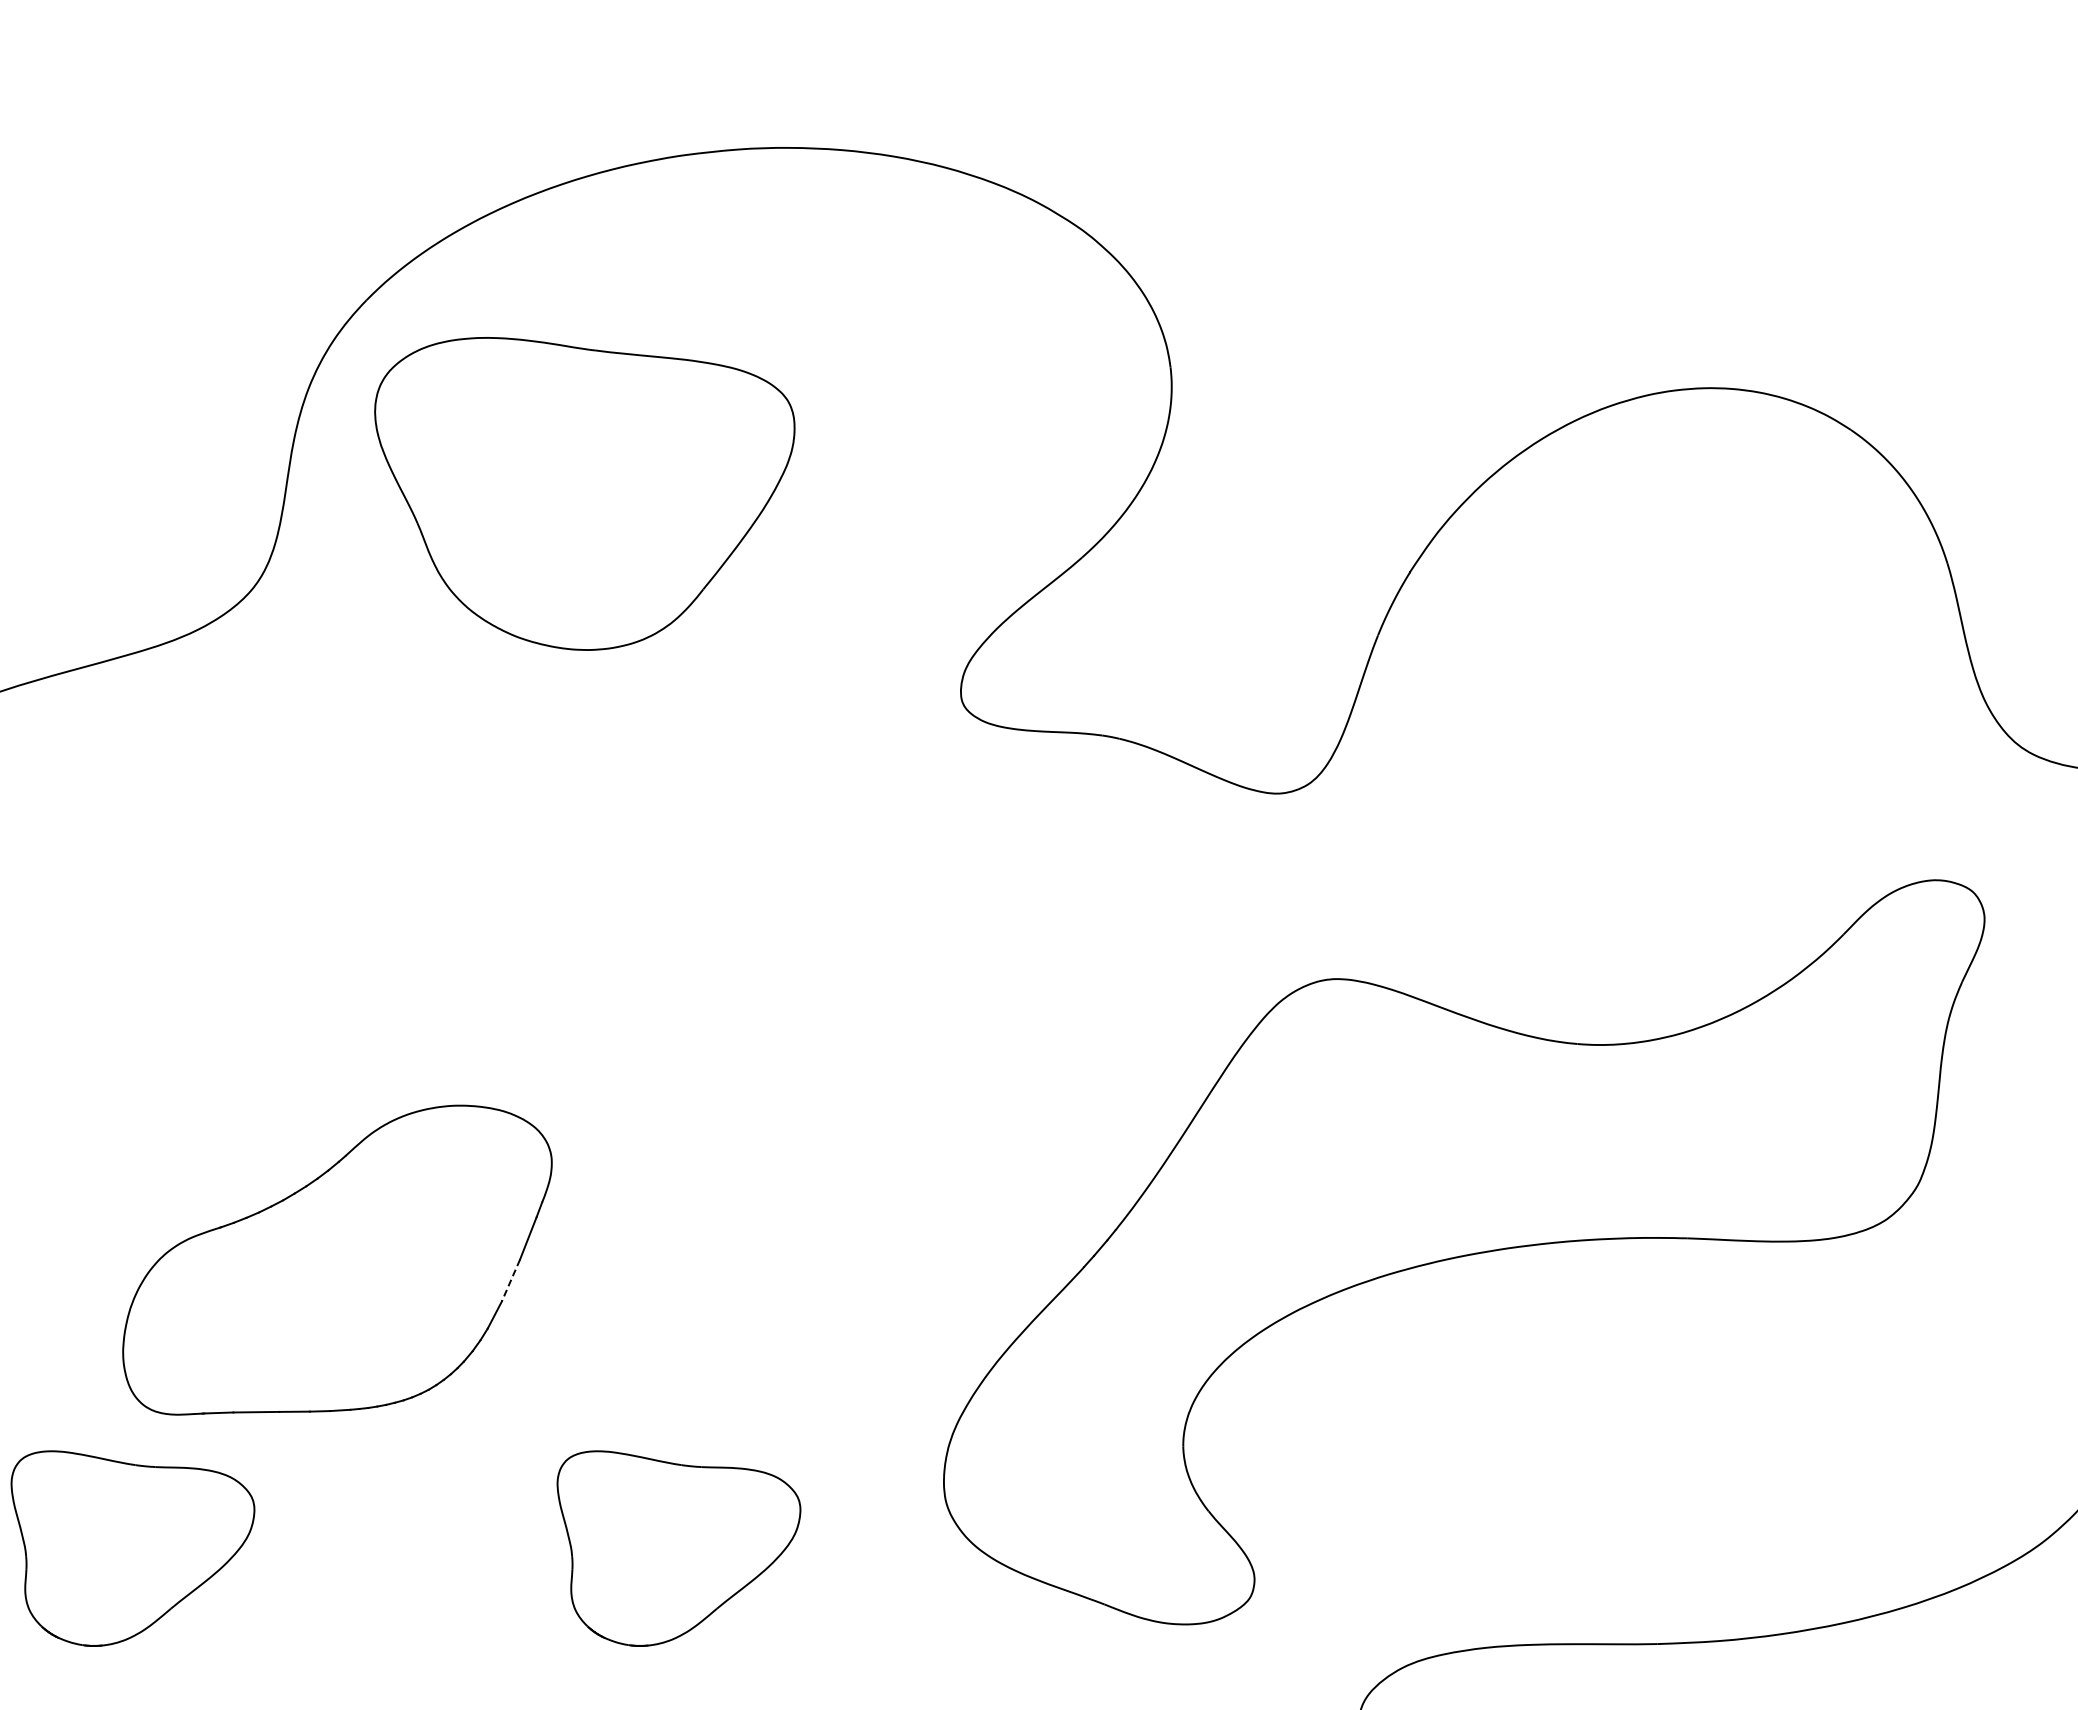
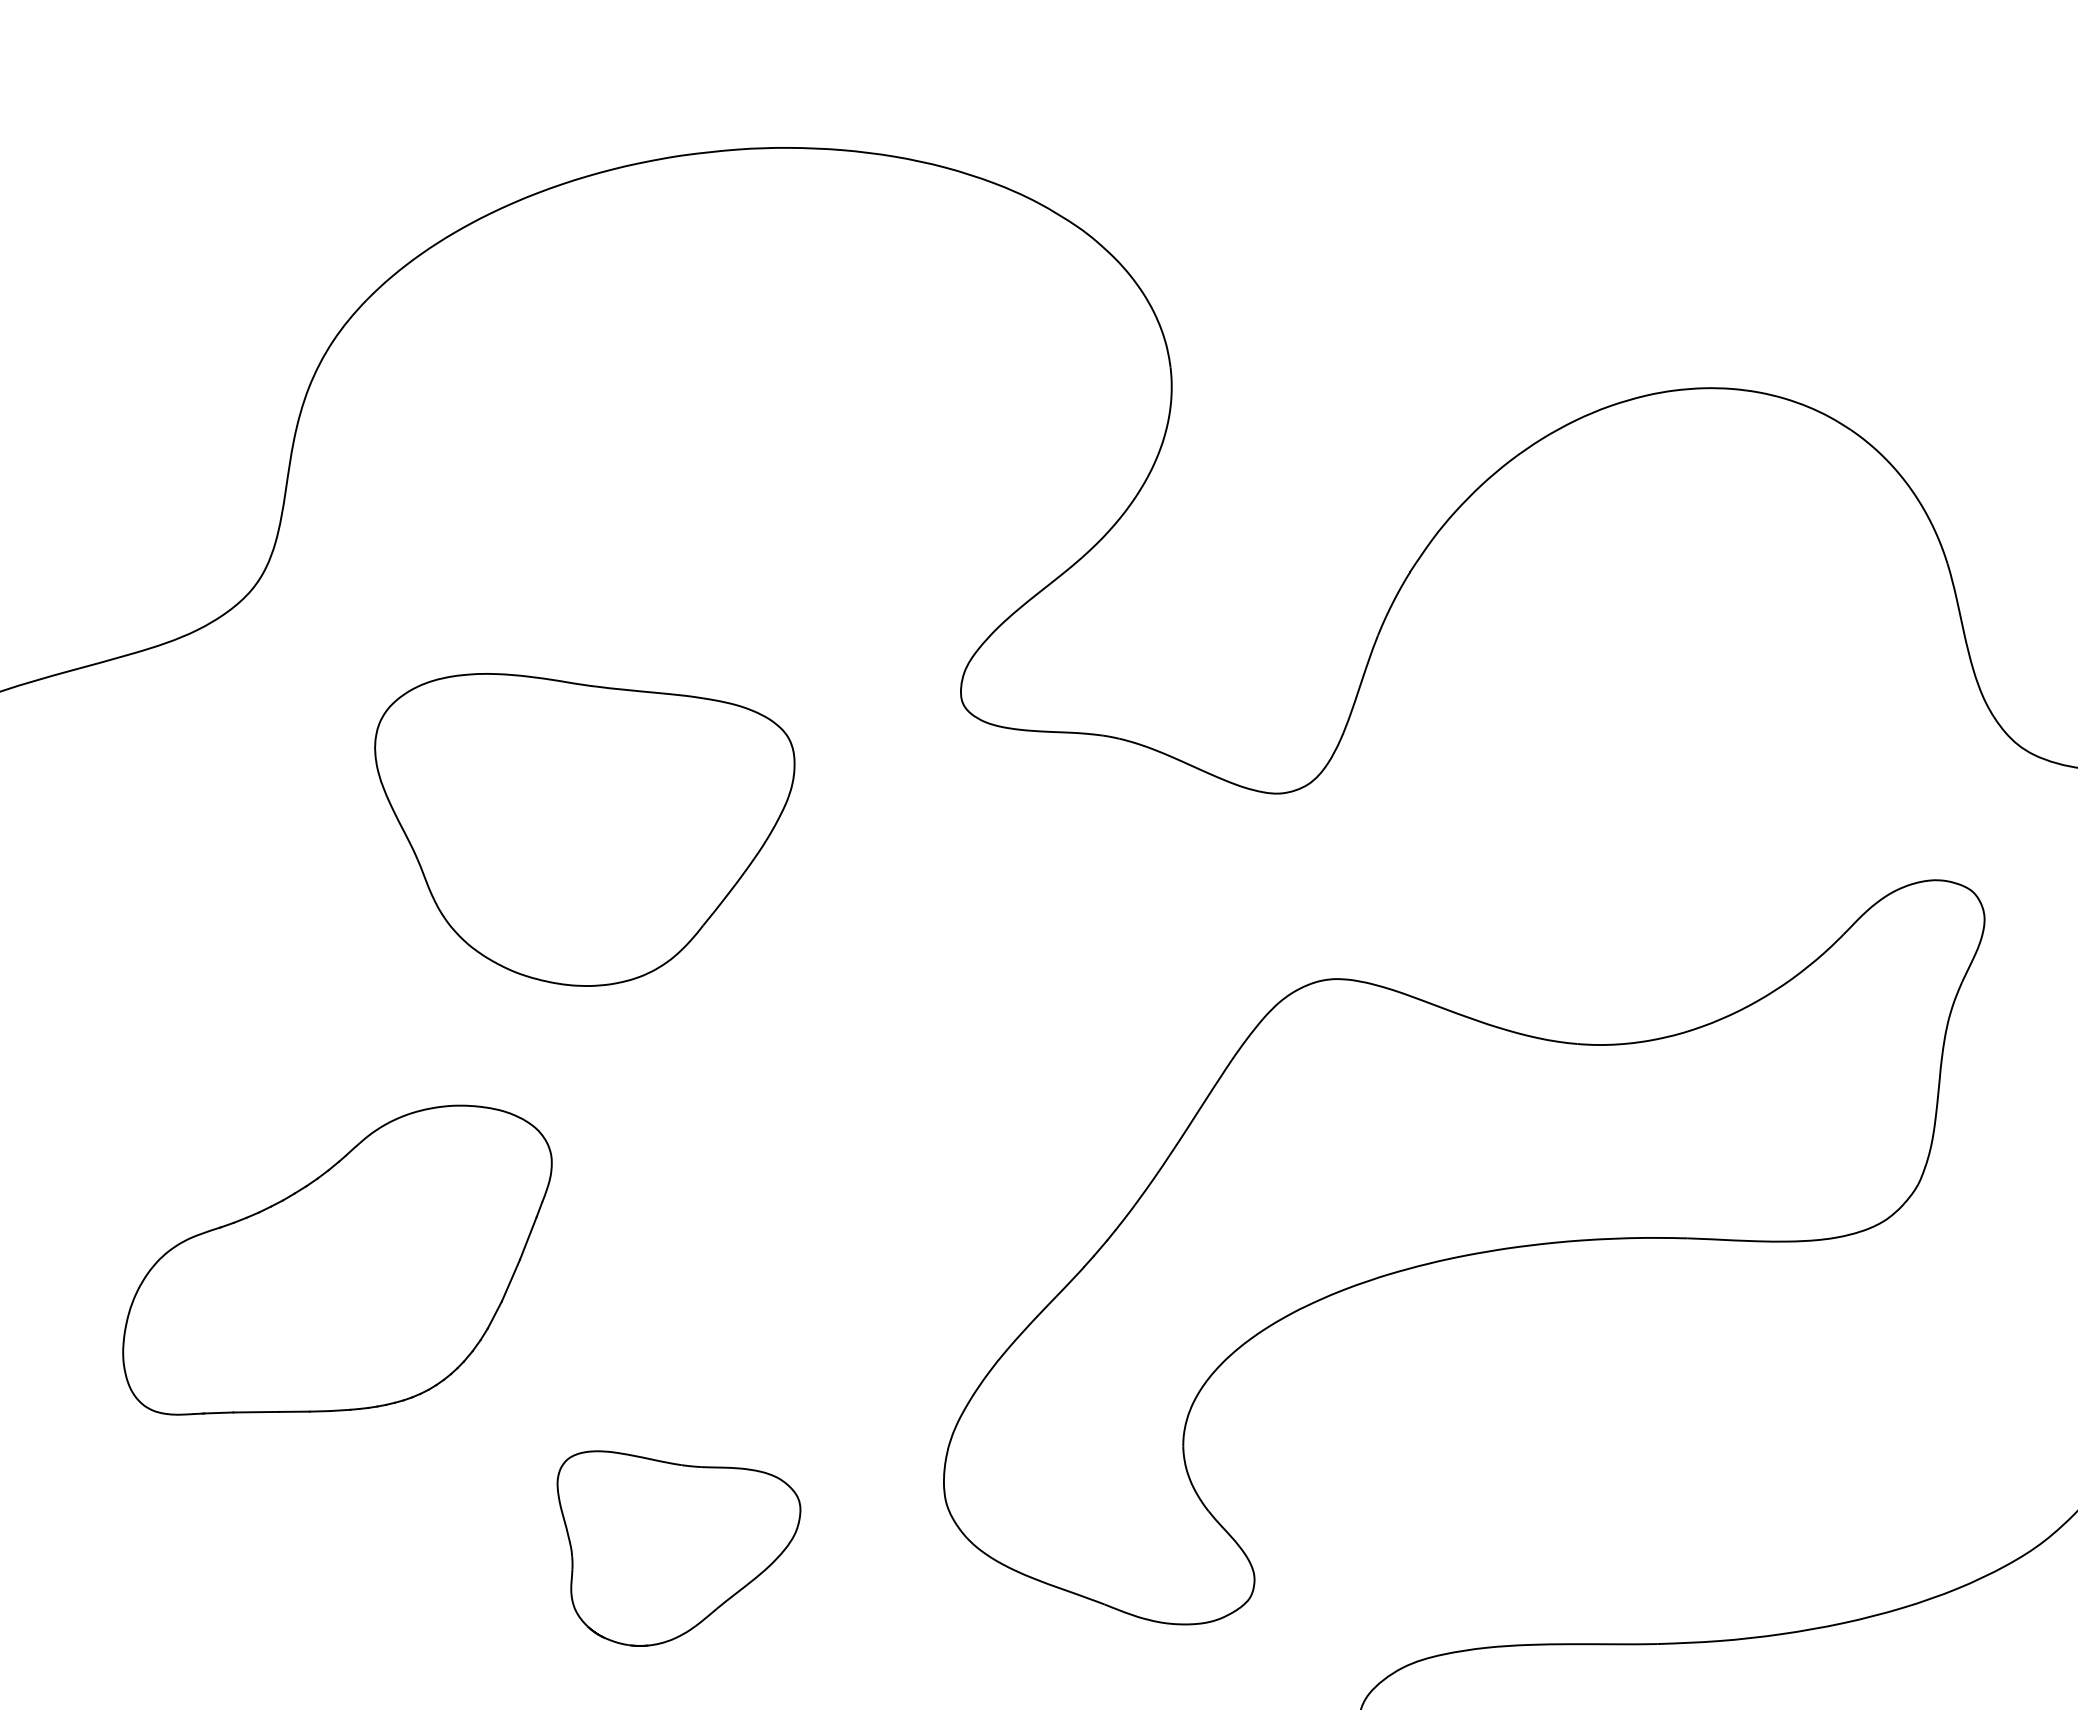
part position: (584, 493) -> (584, 829) (584, 829)
line: dashed -> solid (510, 1280)
part: present -> none (132, 1548)
